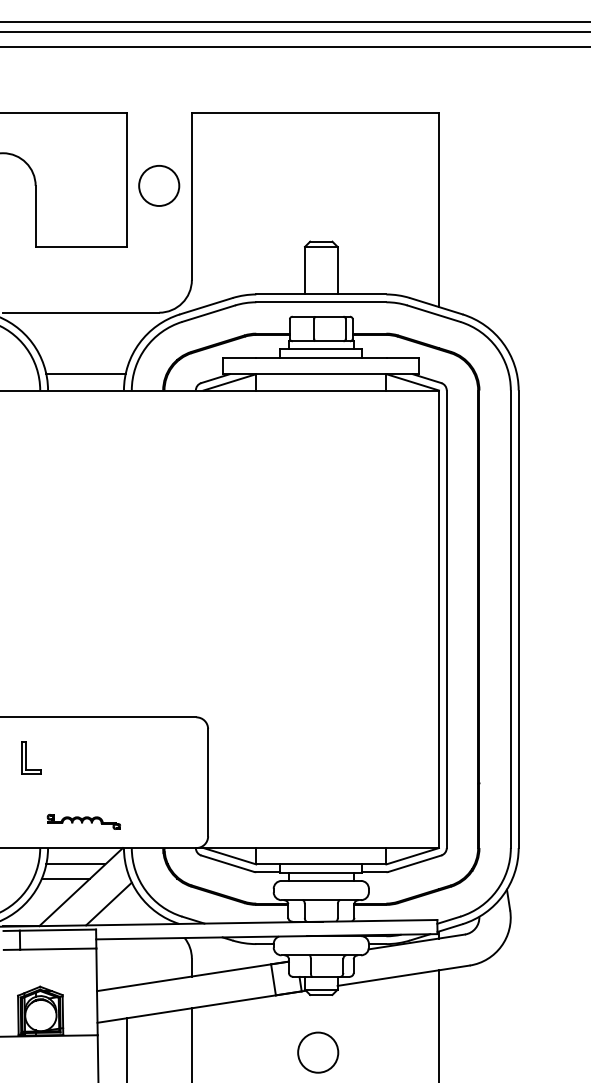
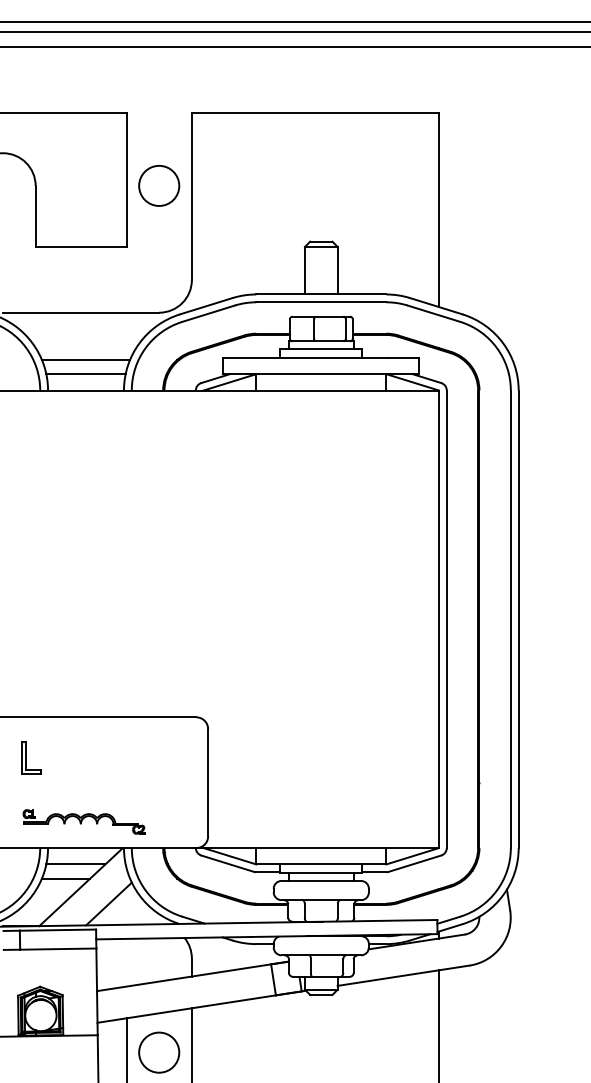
line: none -> present (85, 359)
part size: 76x16 px -> 124x26 px (83, 821)
circle position: (318, 1052) -> (159, 1052) (159, 1052)
